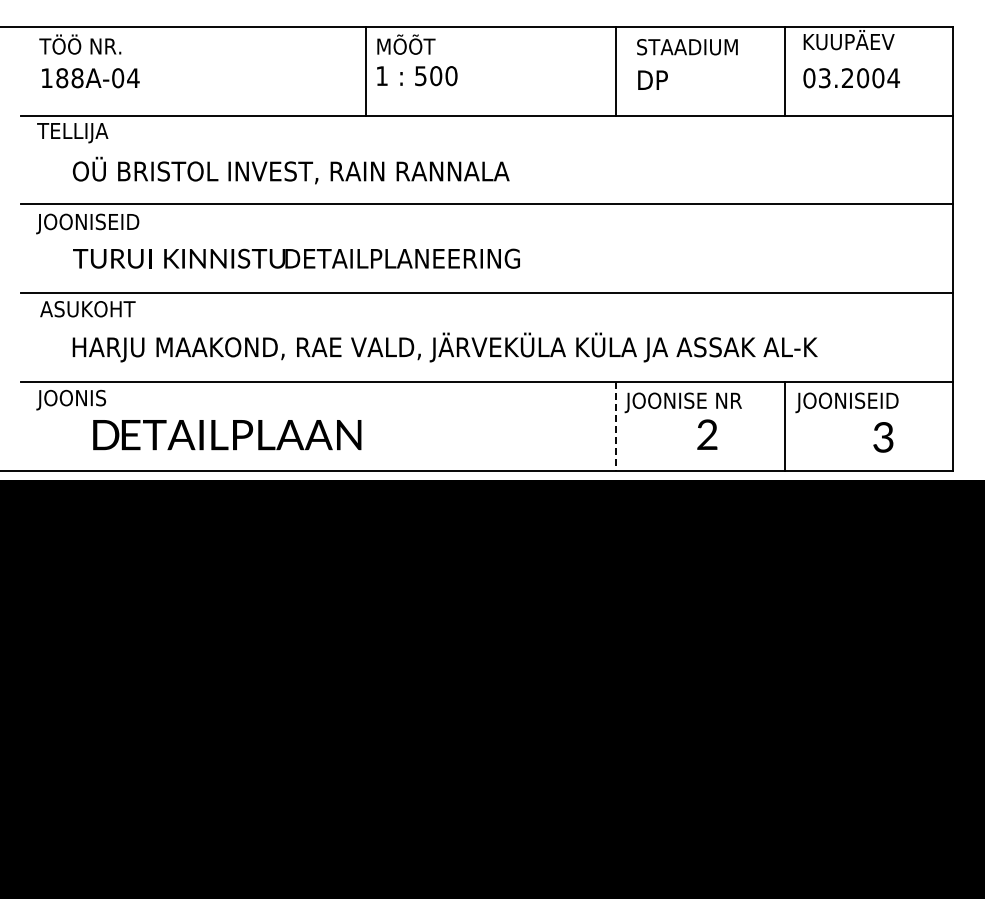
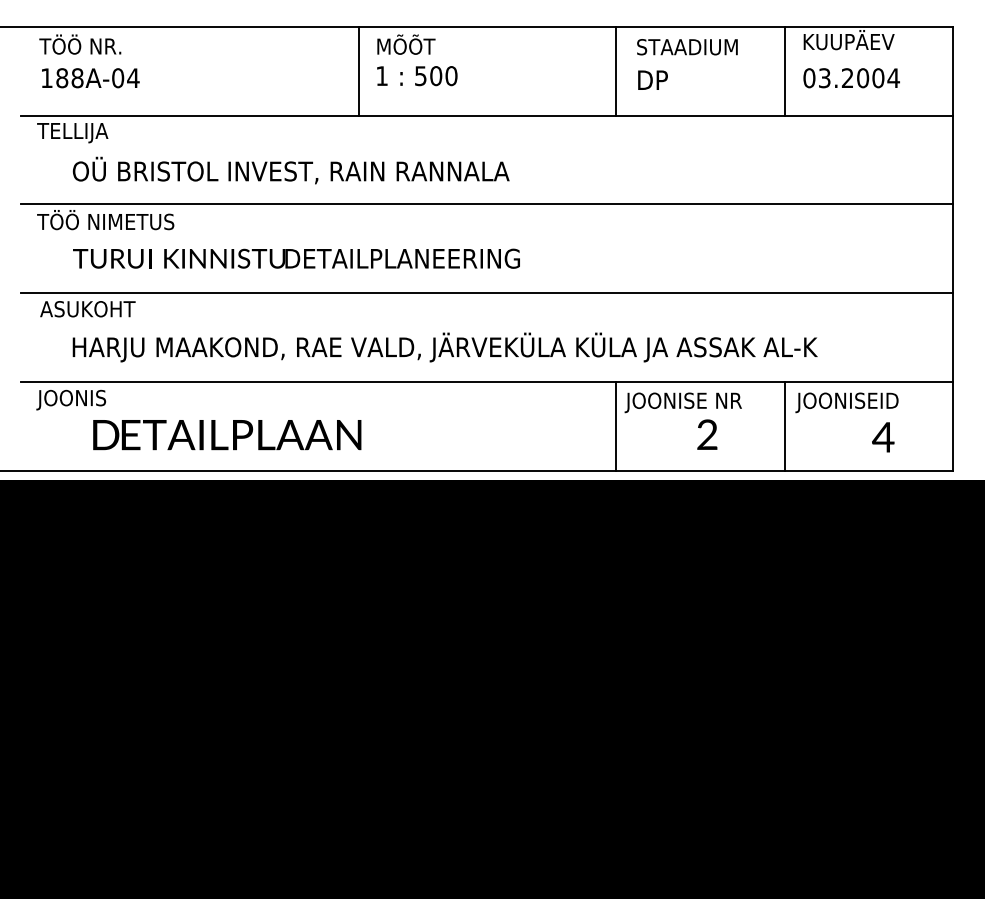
line position: (365, 70) -> (358, 70) (358, 70)
text: JOONISEID -> TÖÖ NIMETUS (105, 222)
line: dashed -> solid (616, 426)
text: 3 -> 4 (883, 437)
